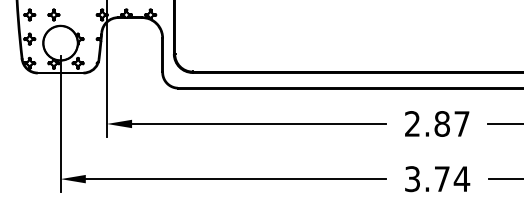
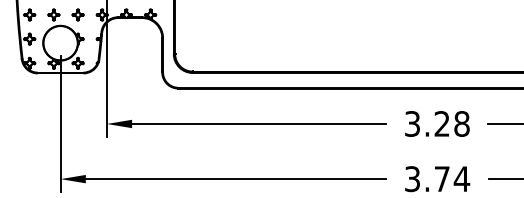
part: none -> present (77, 14)
text: 2.87 -> 3.28 (437, 123)
